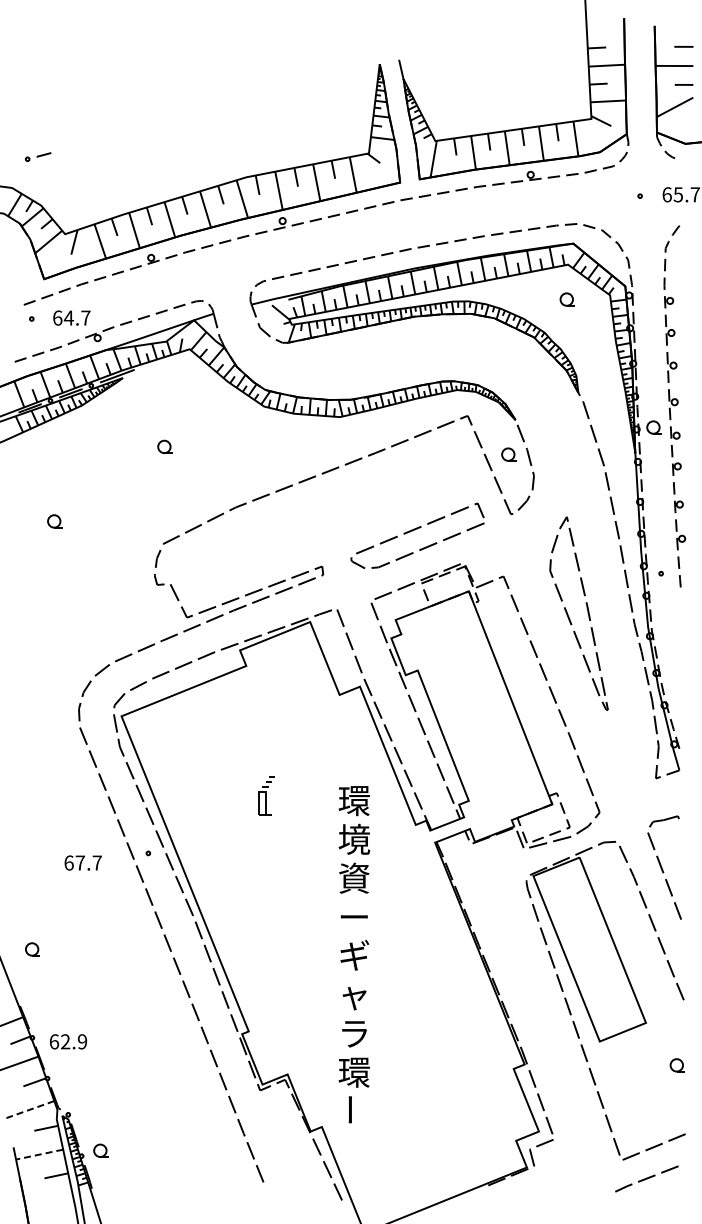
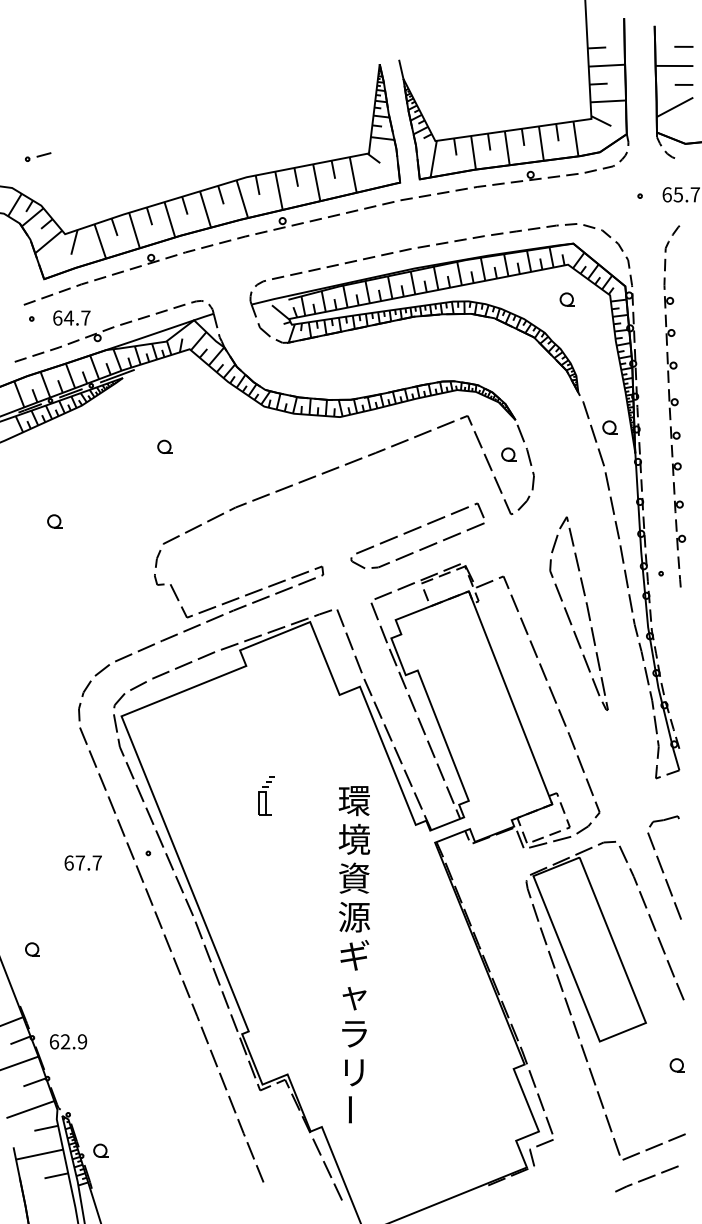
part position: (653, 427) -> (609, 427) (609, 427)
text: ー -> 源 (354, 917)
text: 環 -> リ (353, 1072)
line: dashed -> solid (29, 1109)
line: dashed -> solid (39, 1154)
